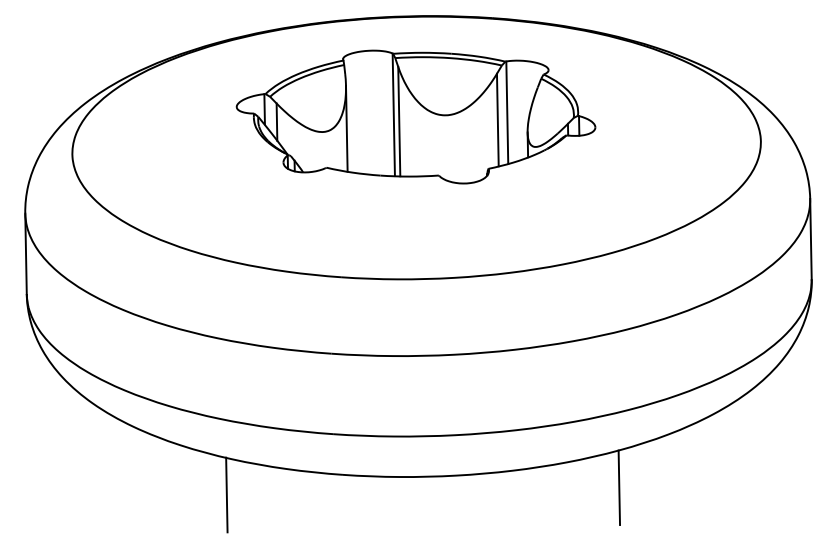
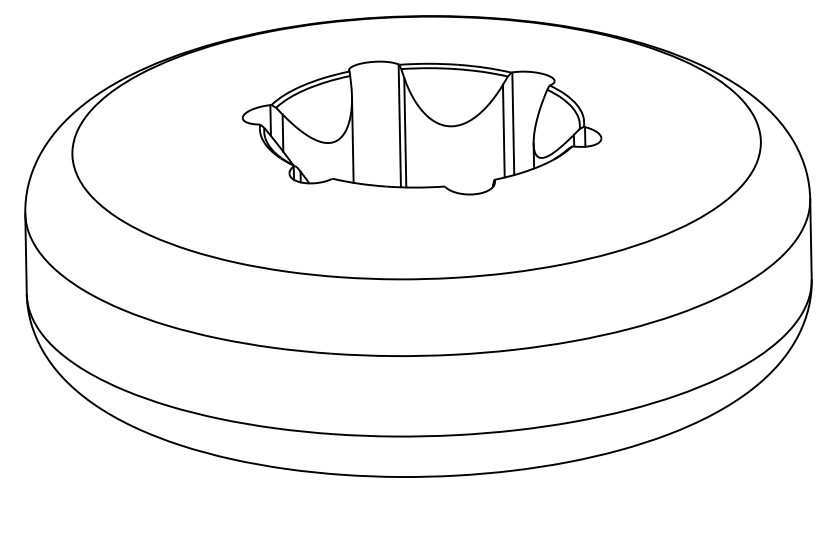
part position: (415, 116) -> (421, 127) (421, 127)
line: present -> none (619, 487)
line: present -> none (226, 494)
